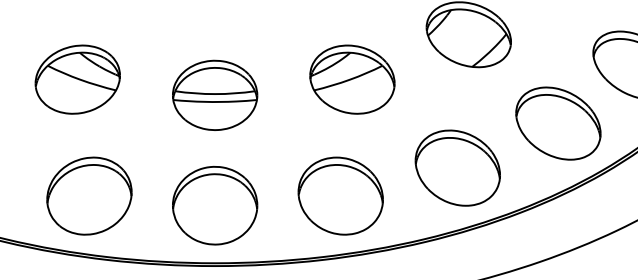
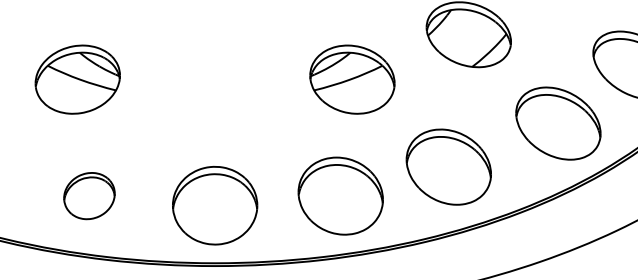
part: present -> none (215, 94)
part position: (457, 167) -> (448, 166) (448, 166)
part size: 87x80 px -> 53x49 px (89, 196)
